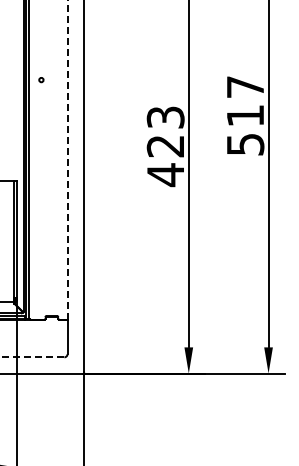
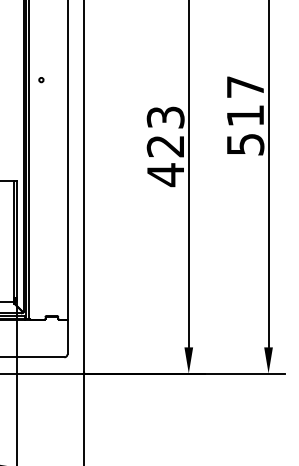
line: dashed -> solid (67, 159)
line: dashed -> solid (32, 357)
